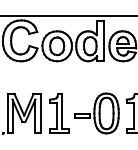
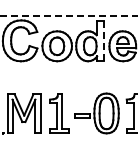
line: solid -> dashed (68, 15)
line: solid -> dashed (104, 40)
